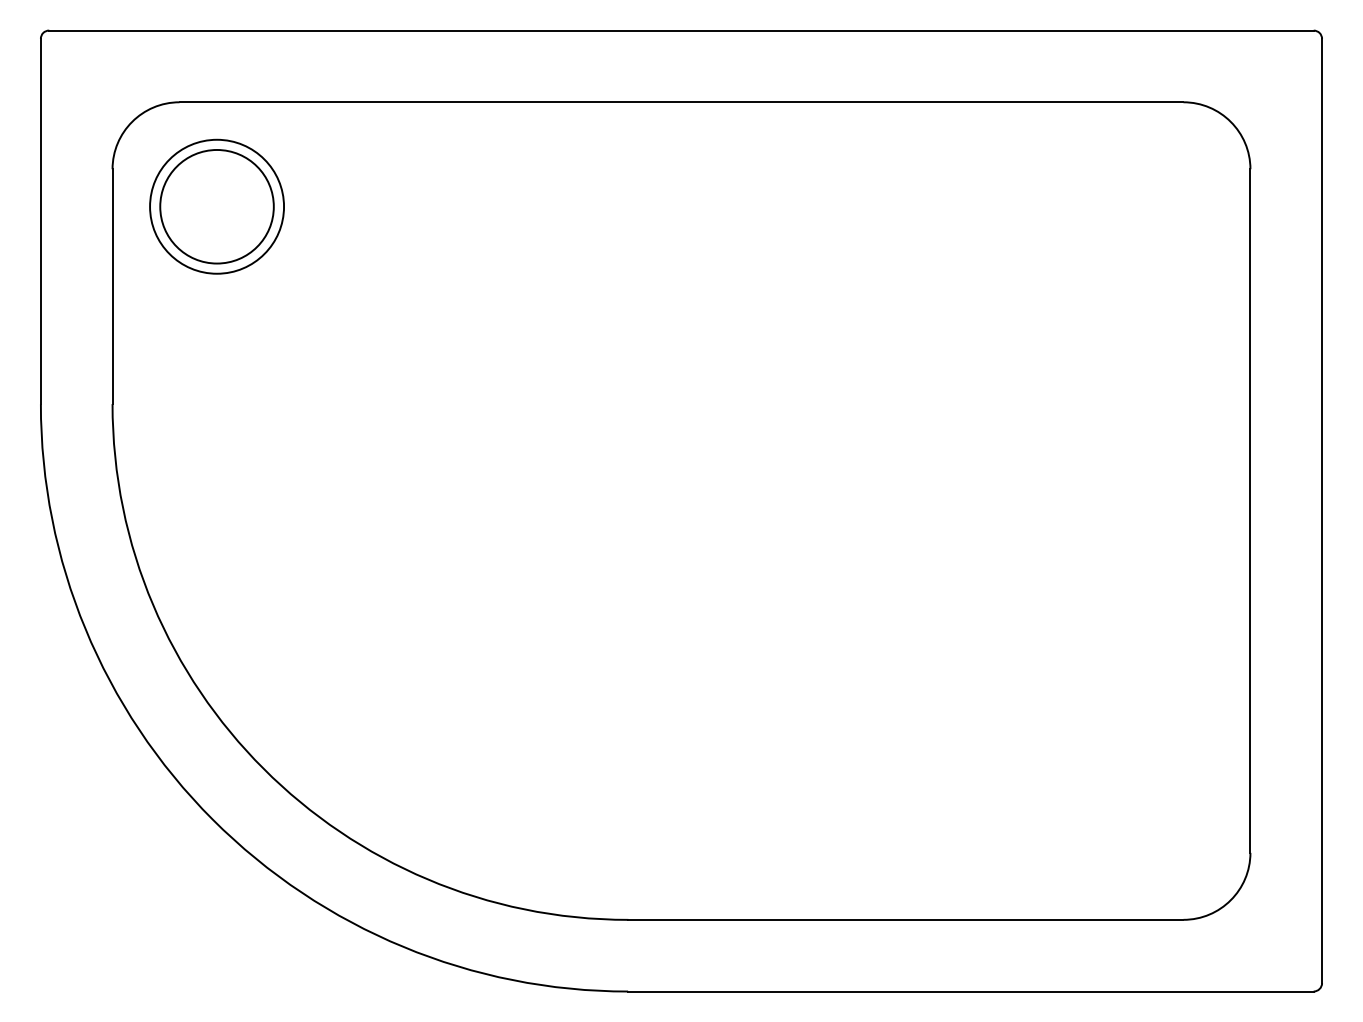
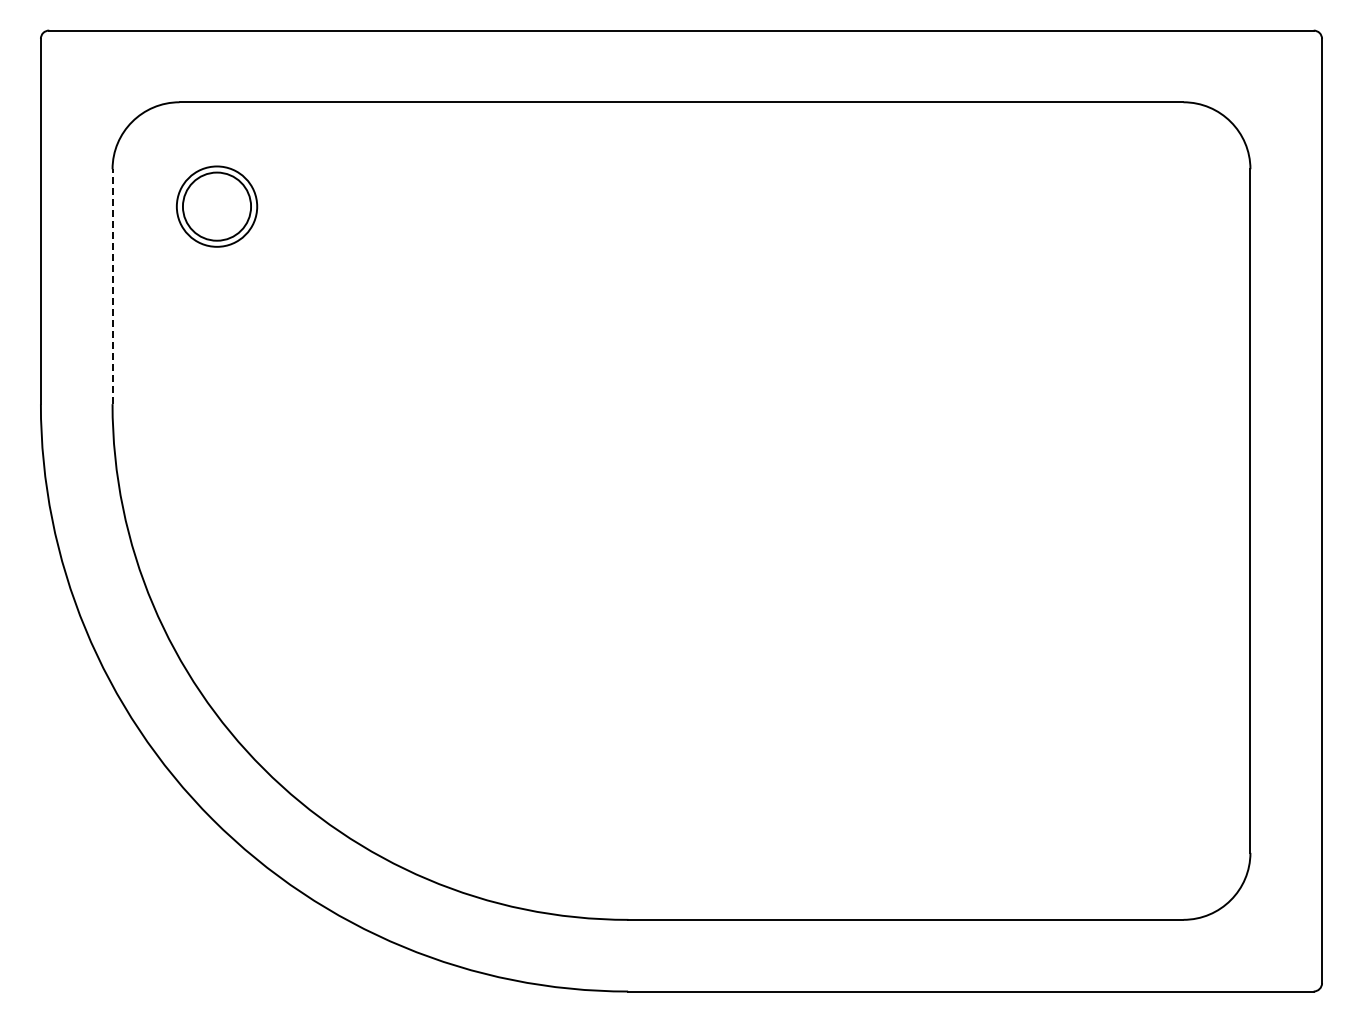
part size: 136x137 px -> 83x83 px (217, 206)
line: solid -> dashed (112, 286)
